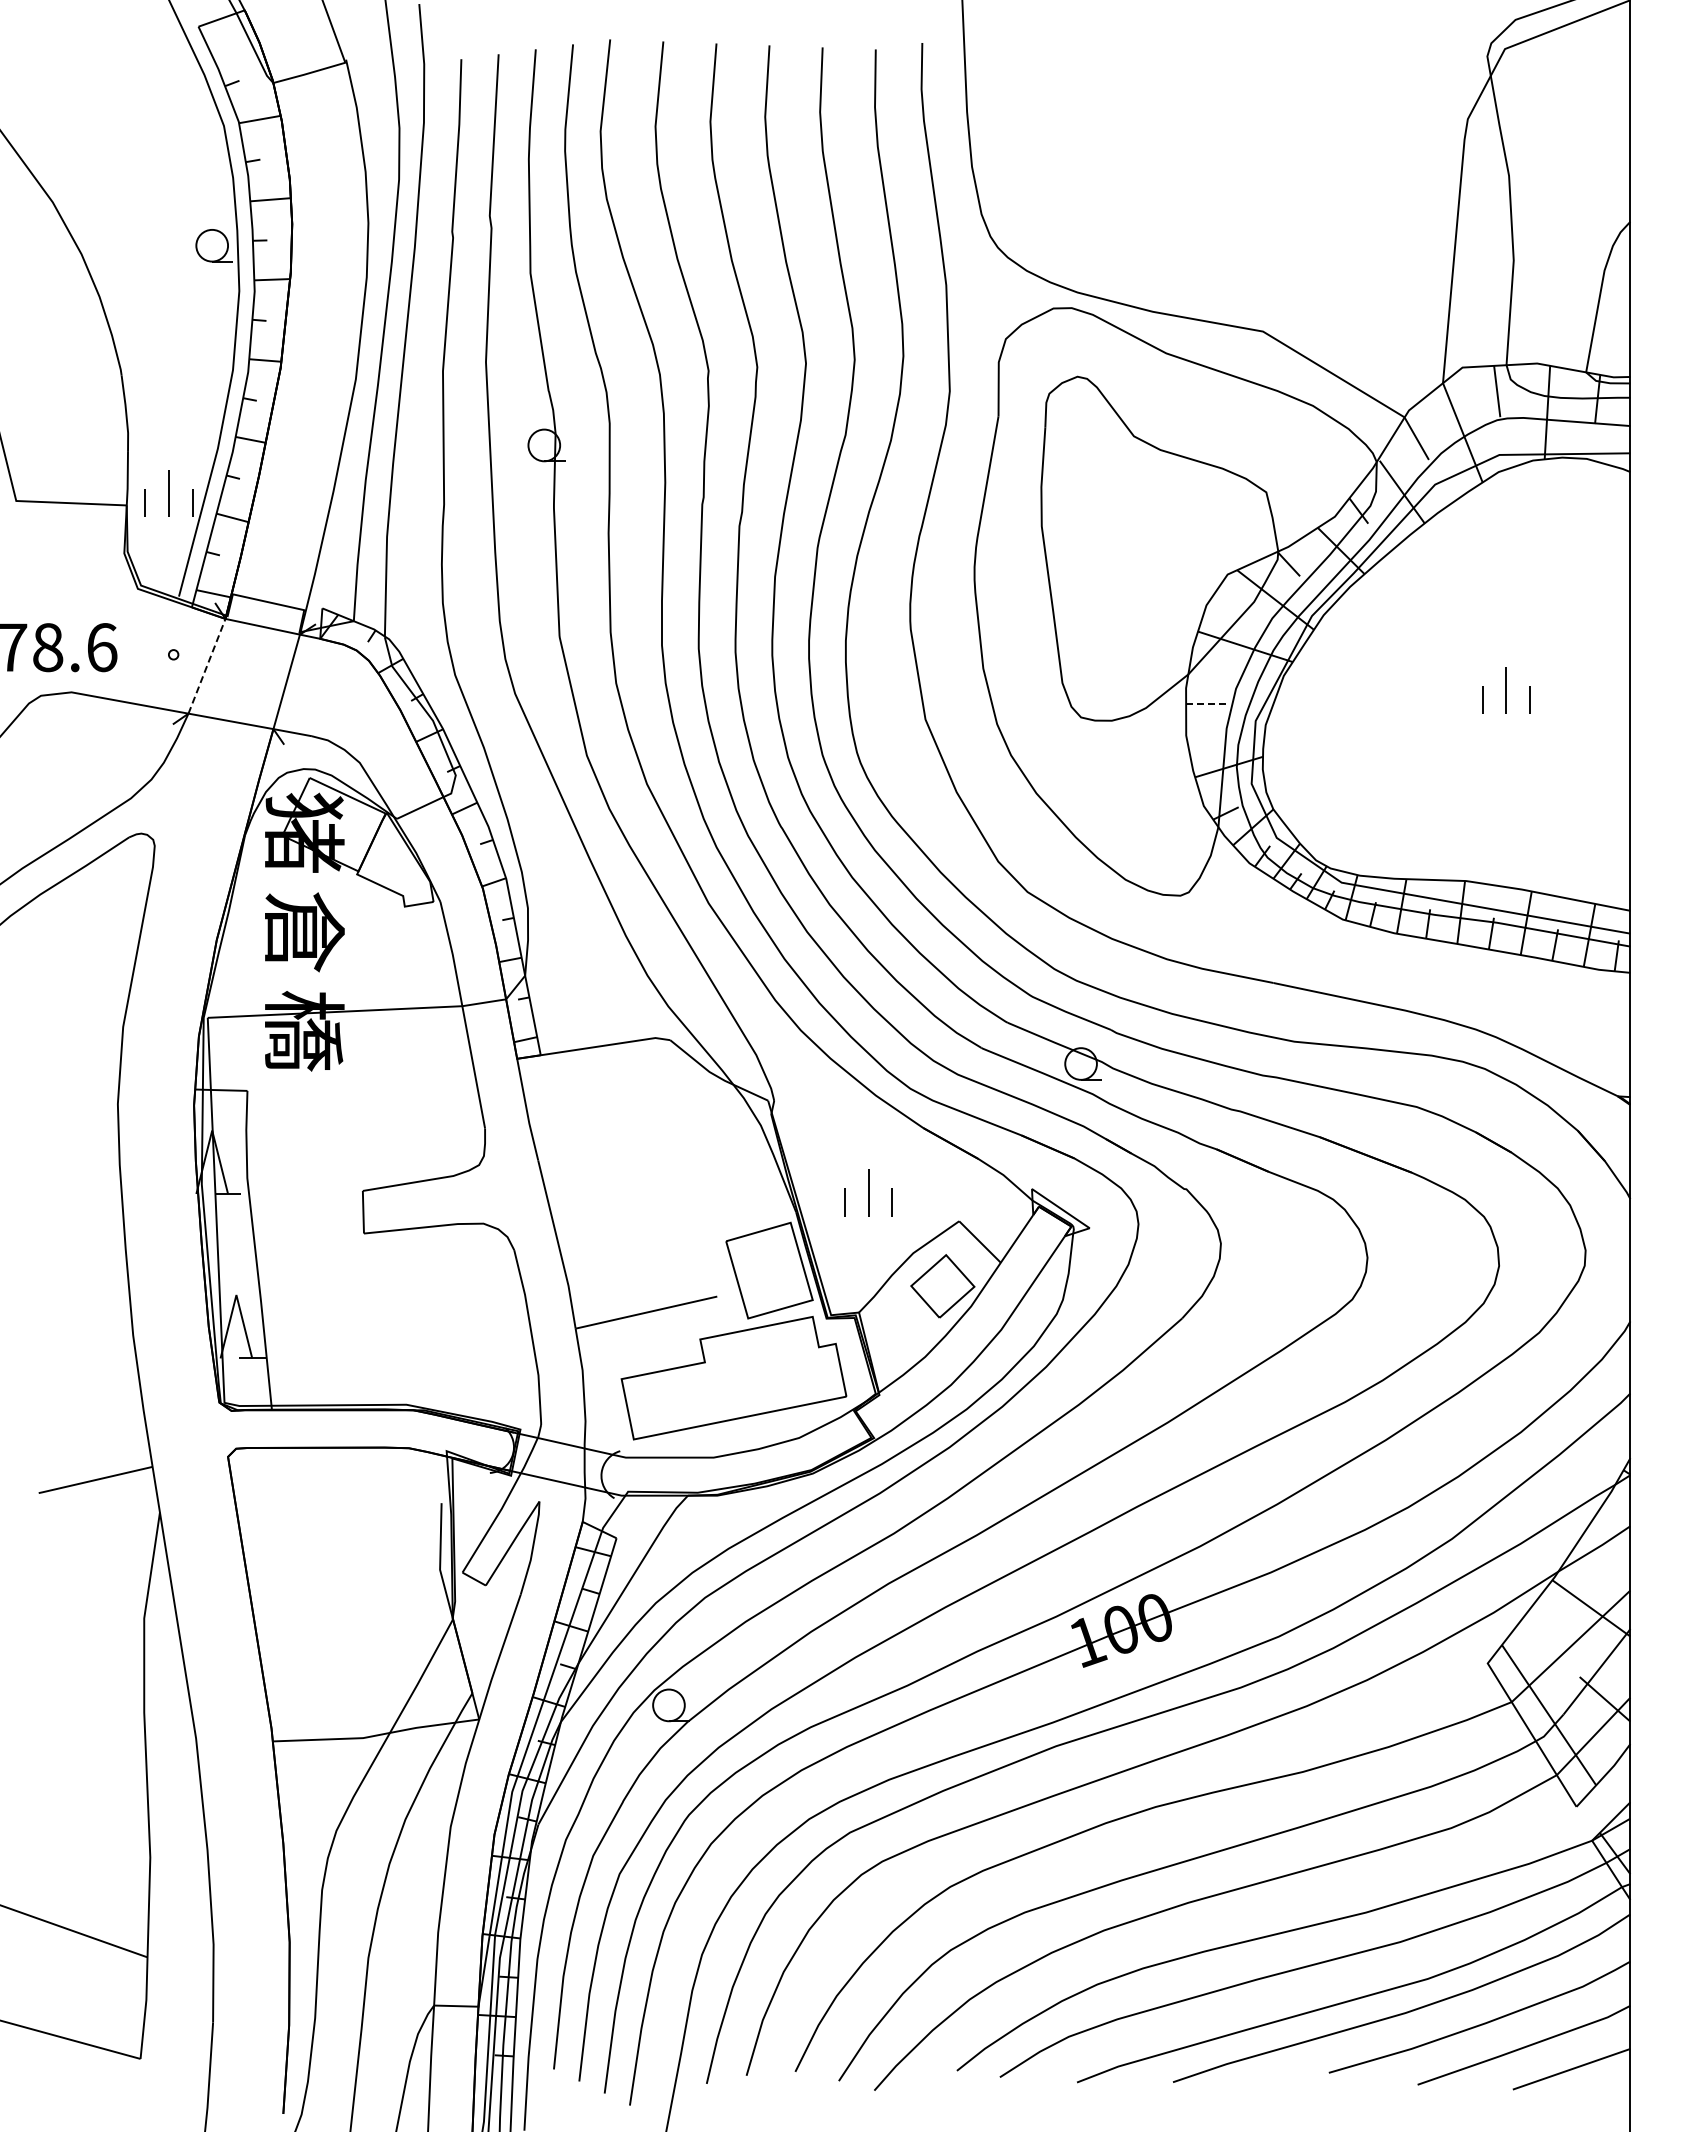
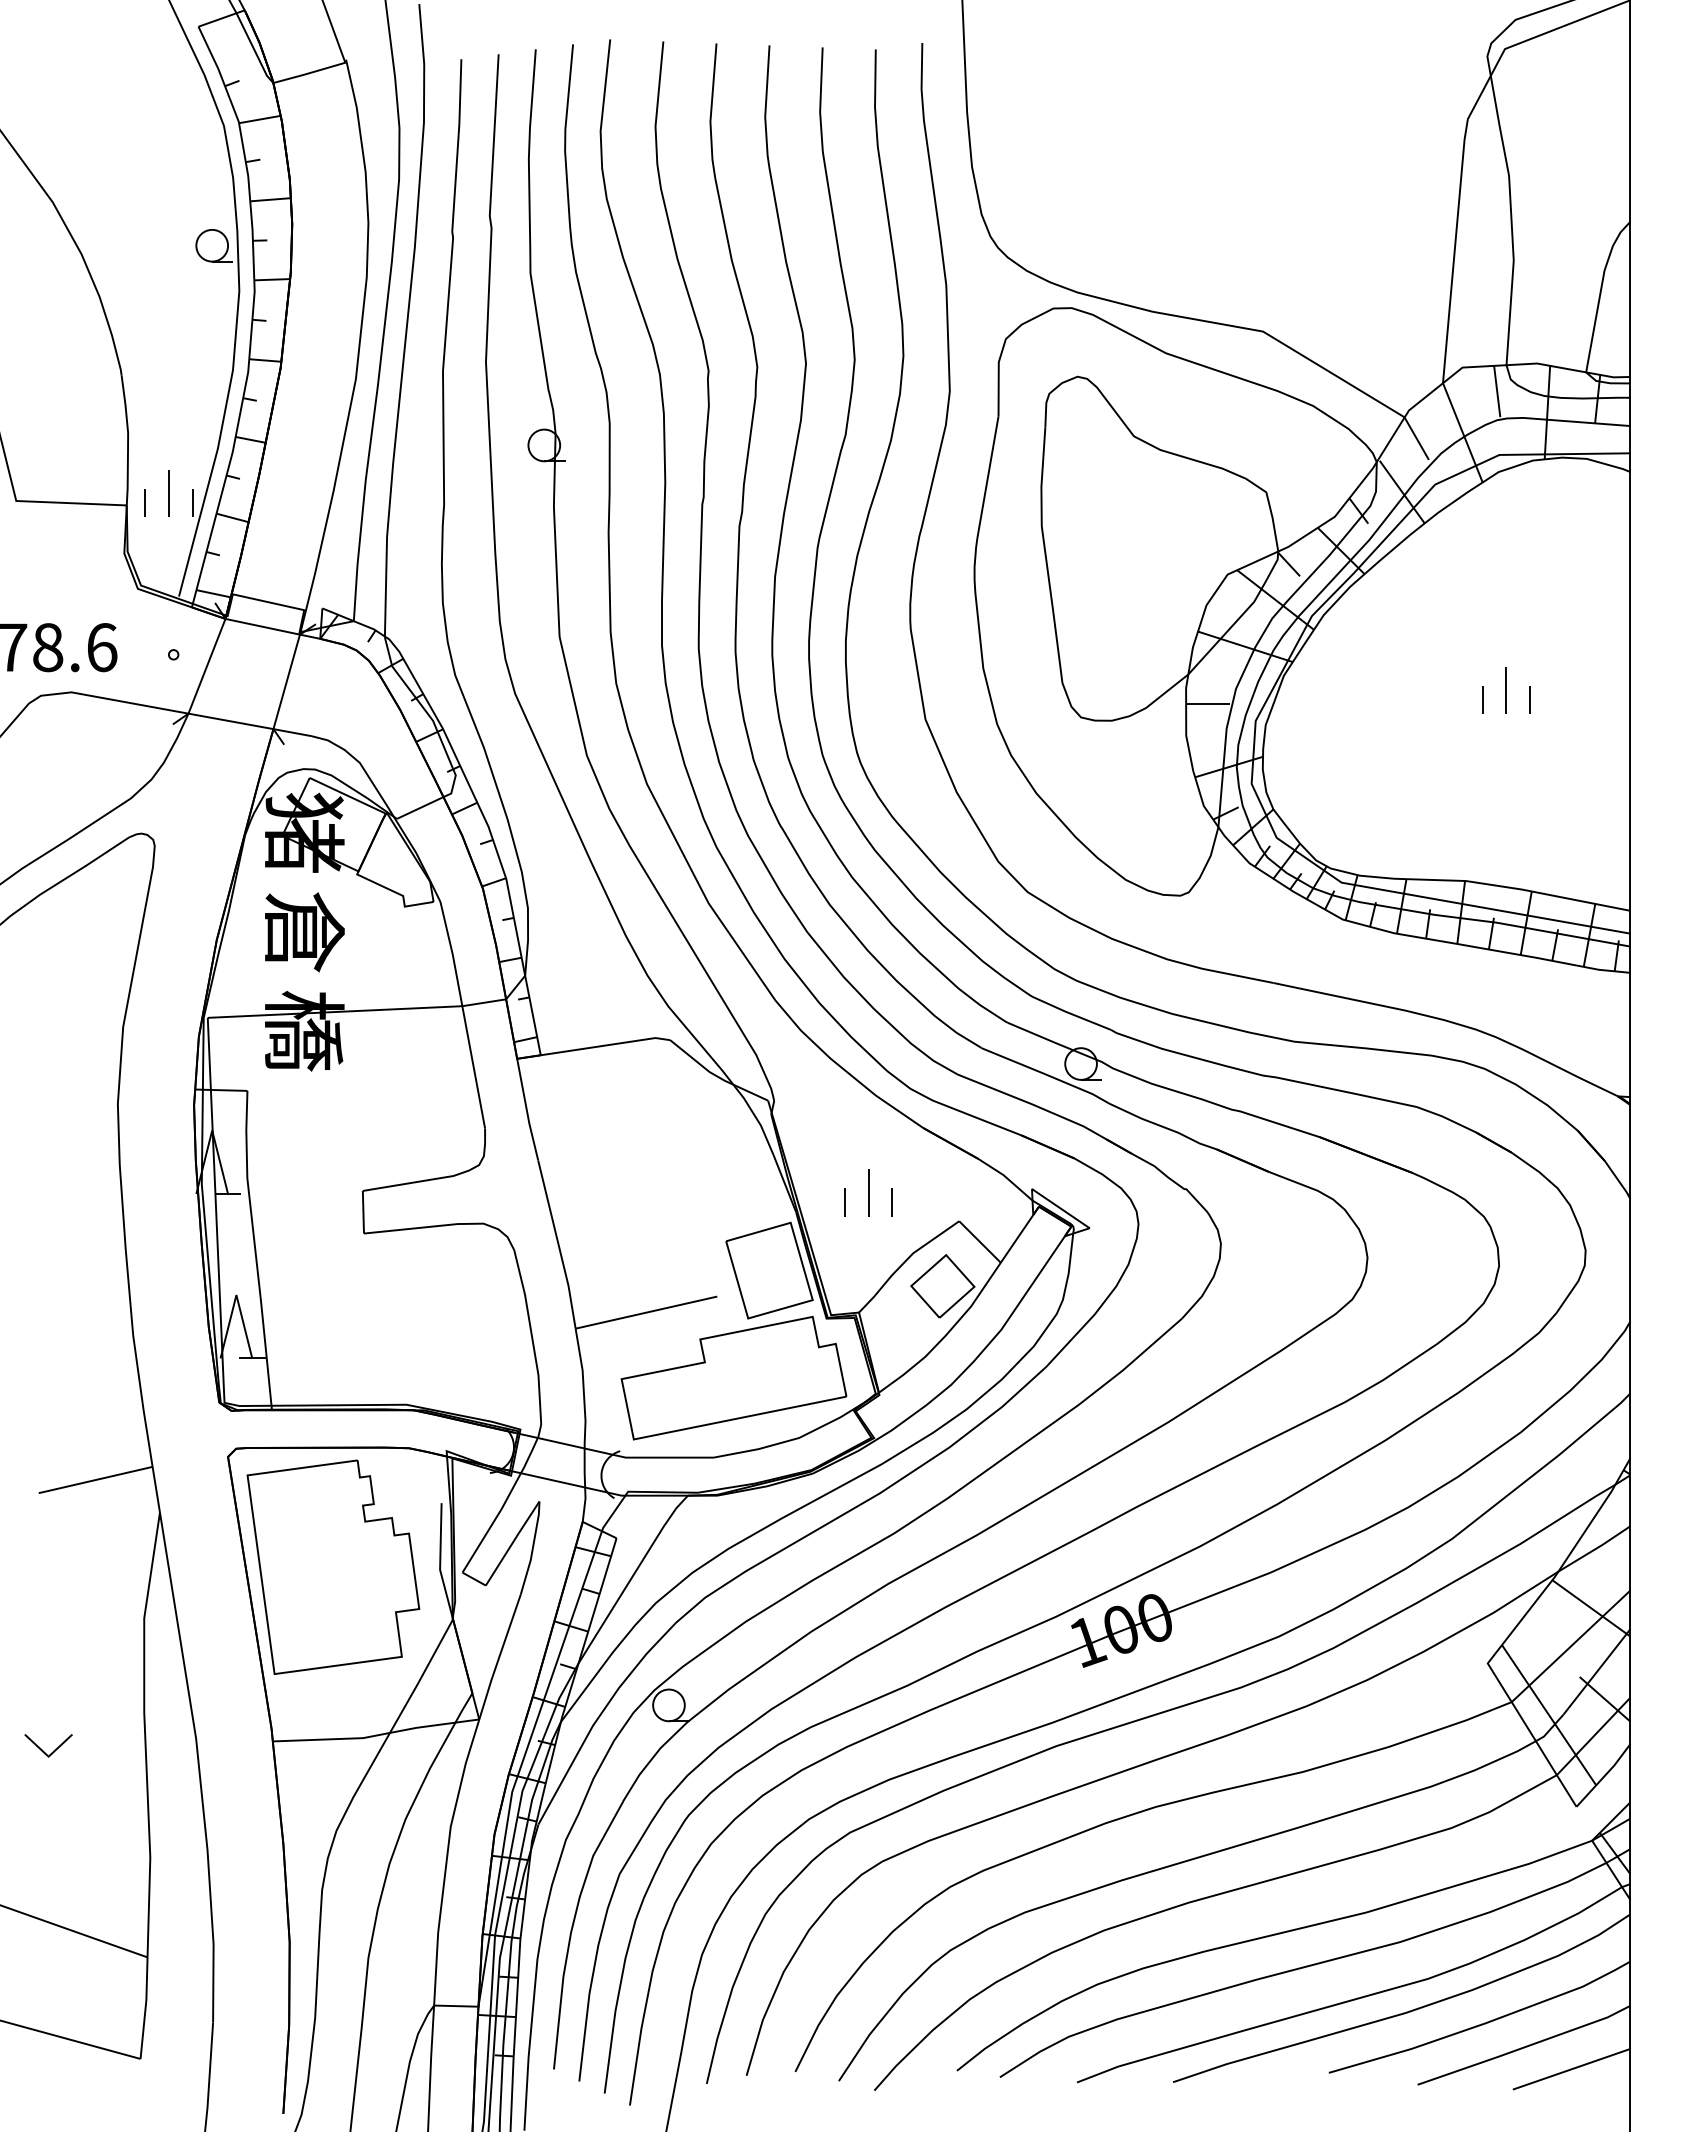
line: dashed -> solid (207, 666)
line: dashed -> solid (1207, 704)
part: none -> present (333, 1566)
part: none -> present (43, 1750)
